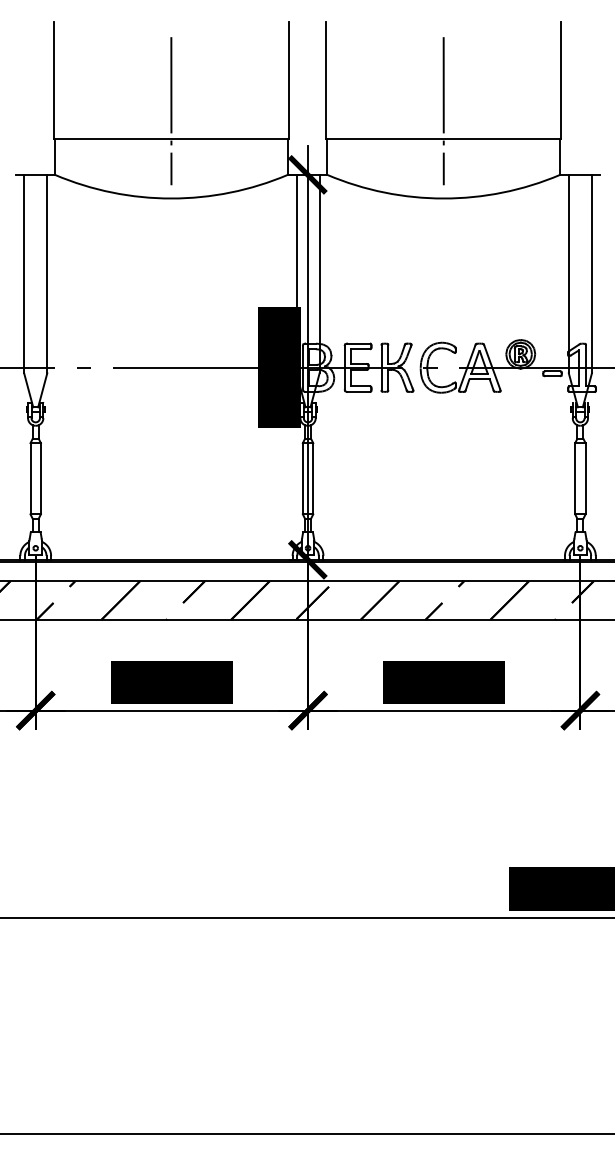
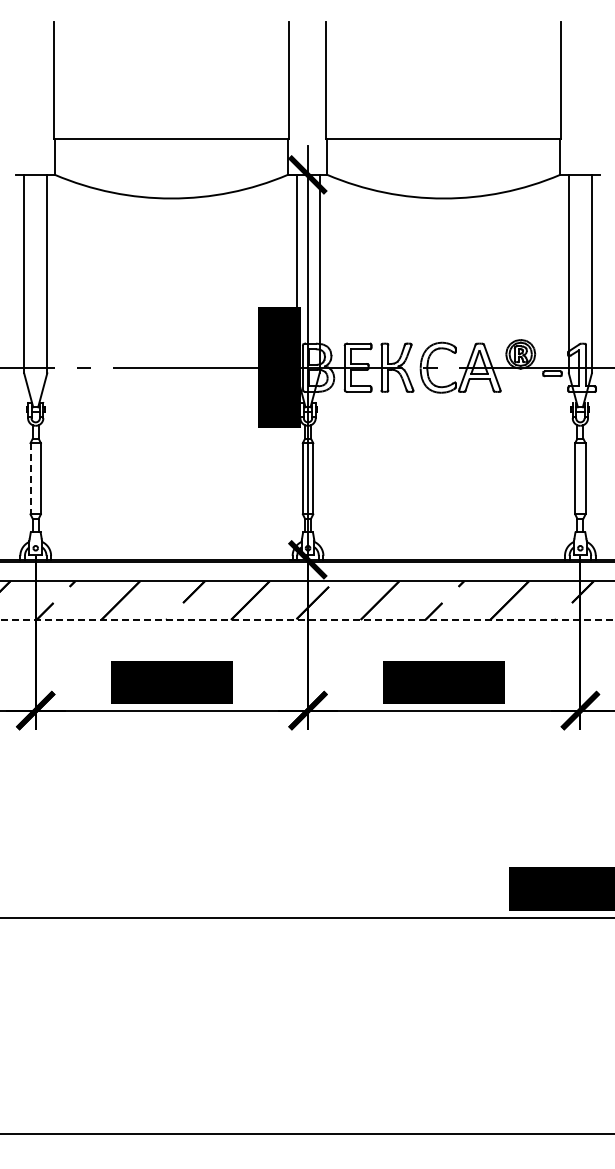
line: present -> none (171, 111)
line: present -> none (443, 111)
line: solid -> dashed (30, 478)
line: solid -> dashed (307, 619)
